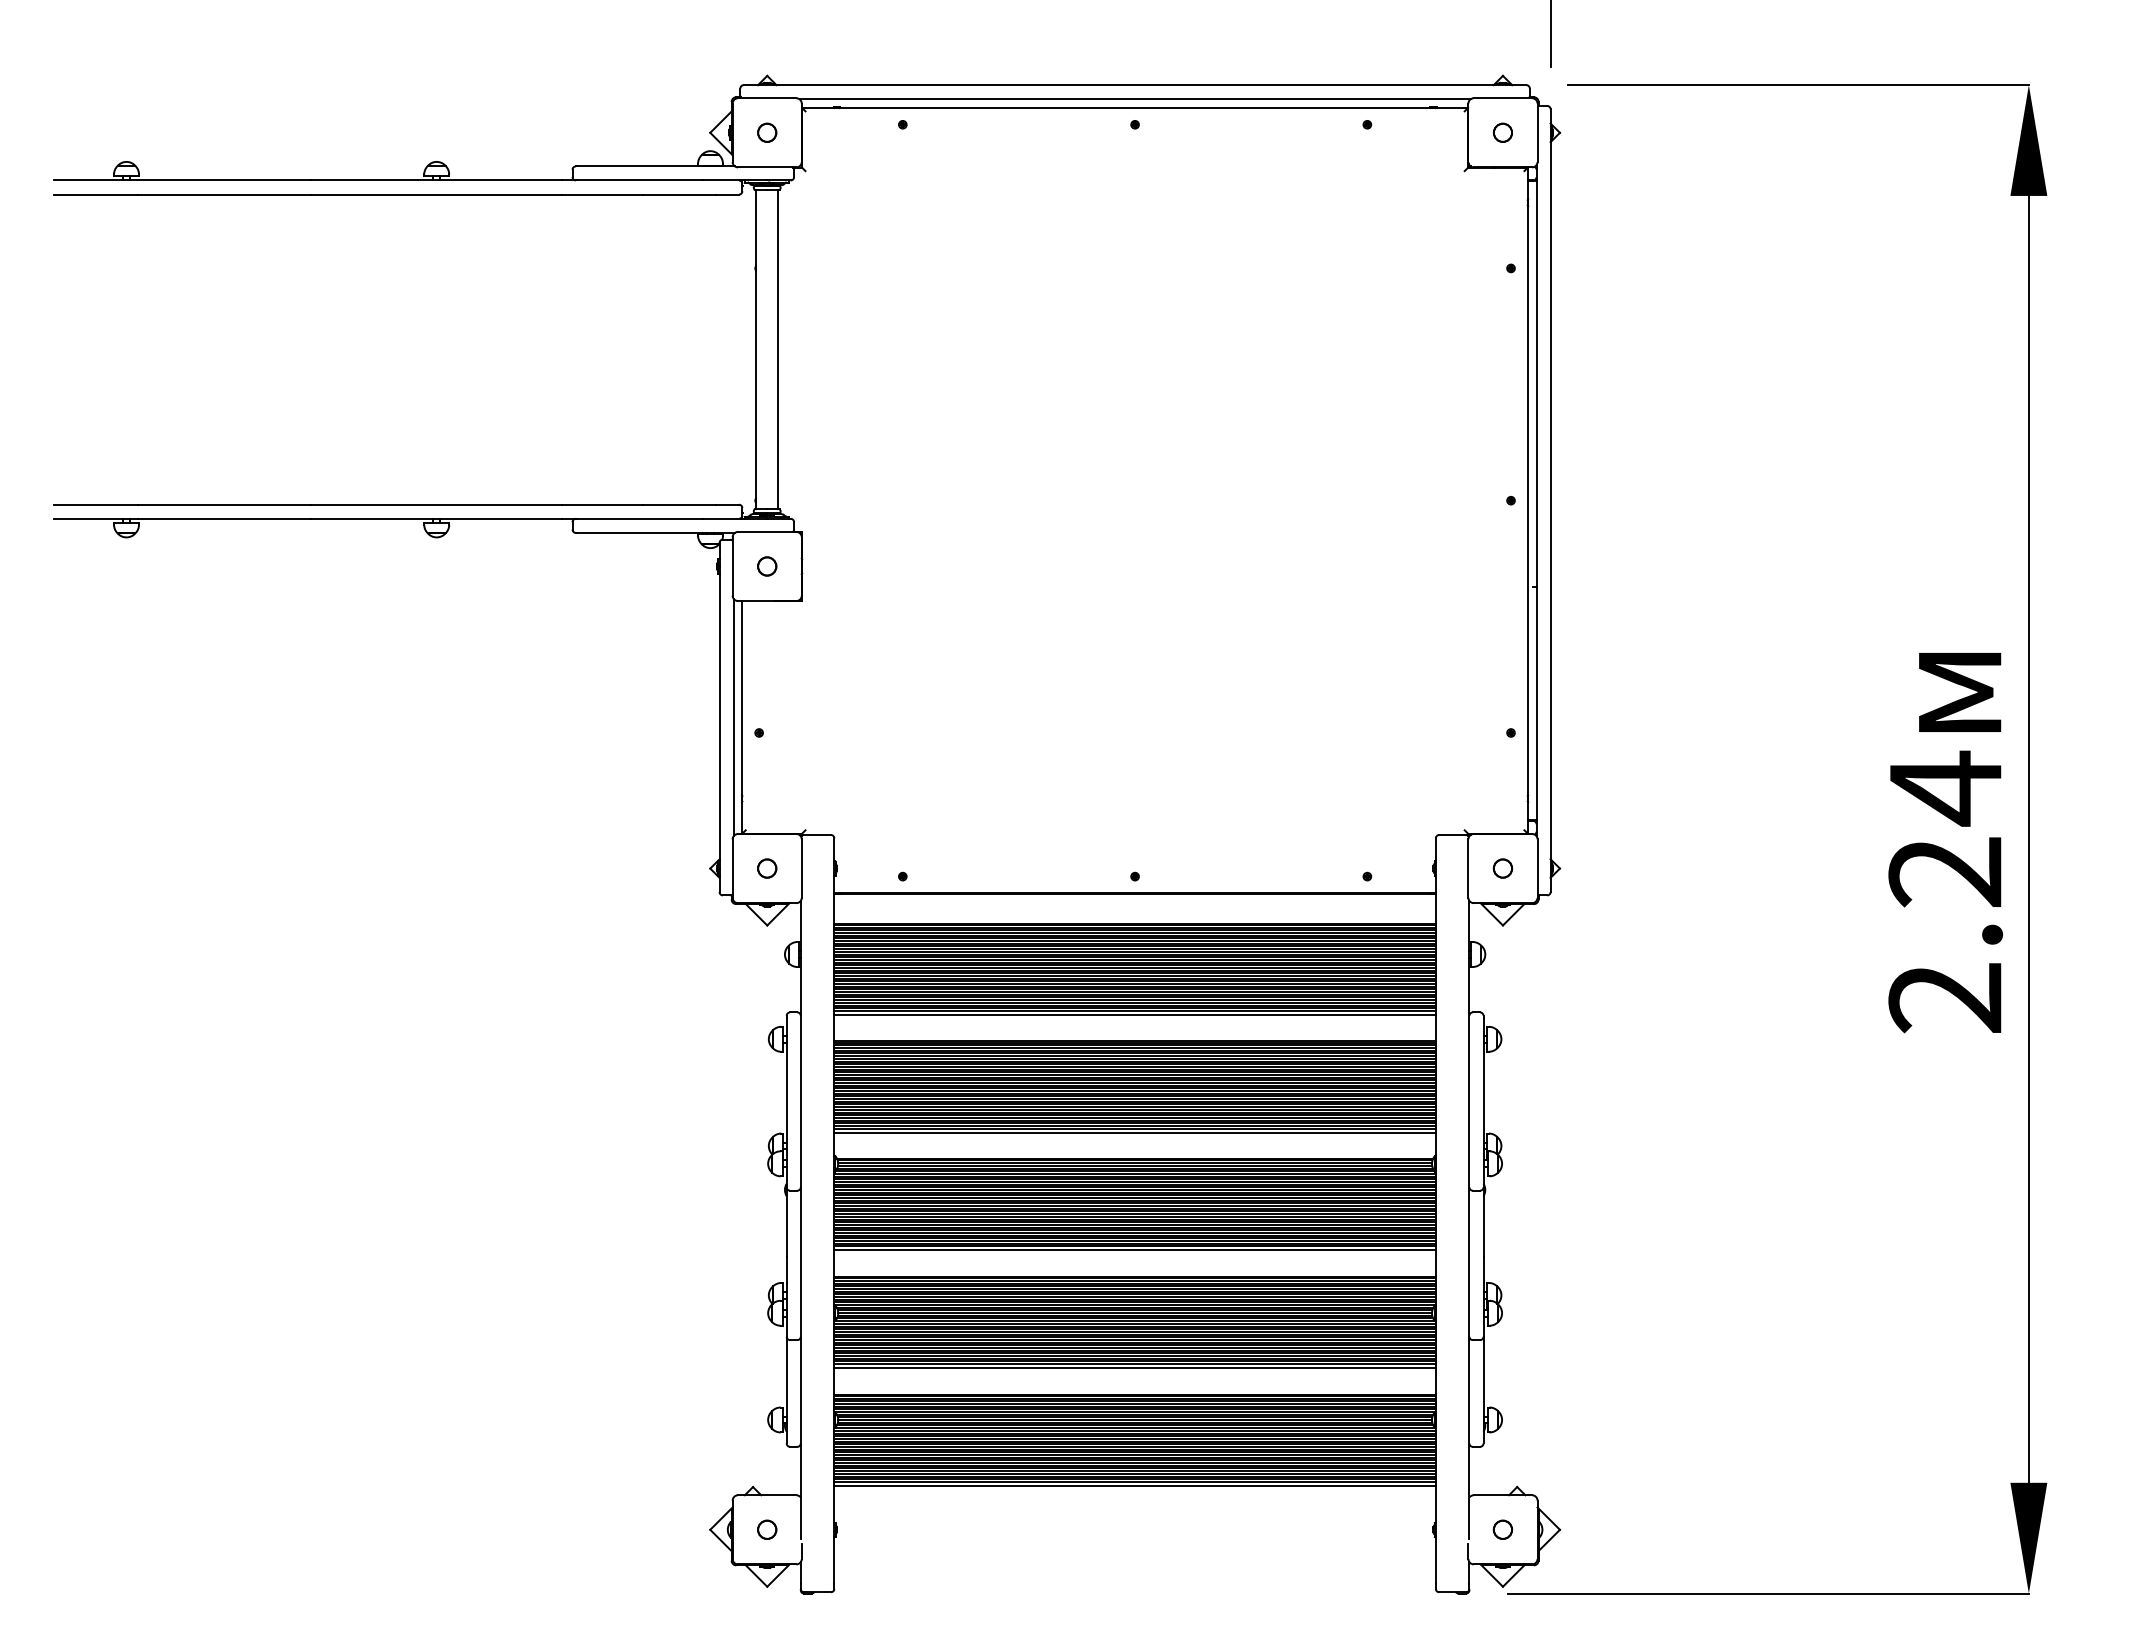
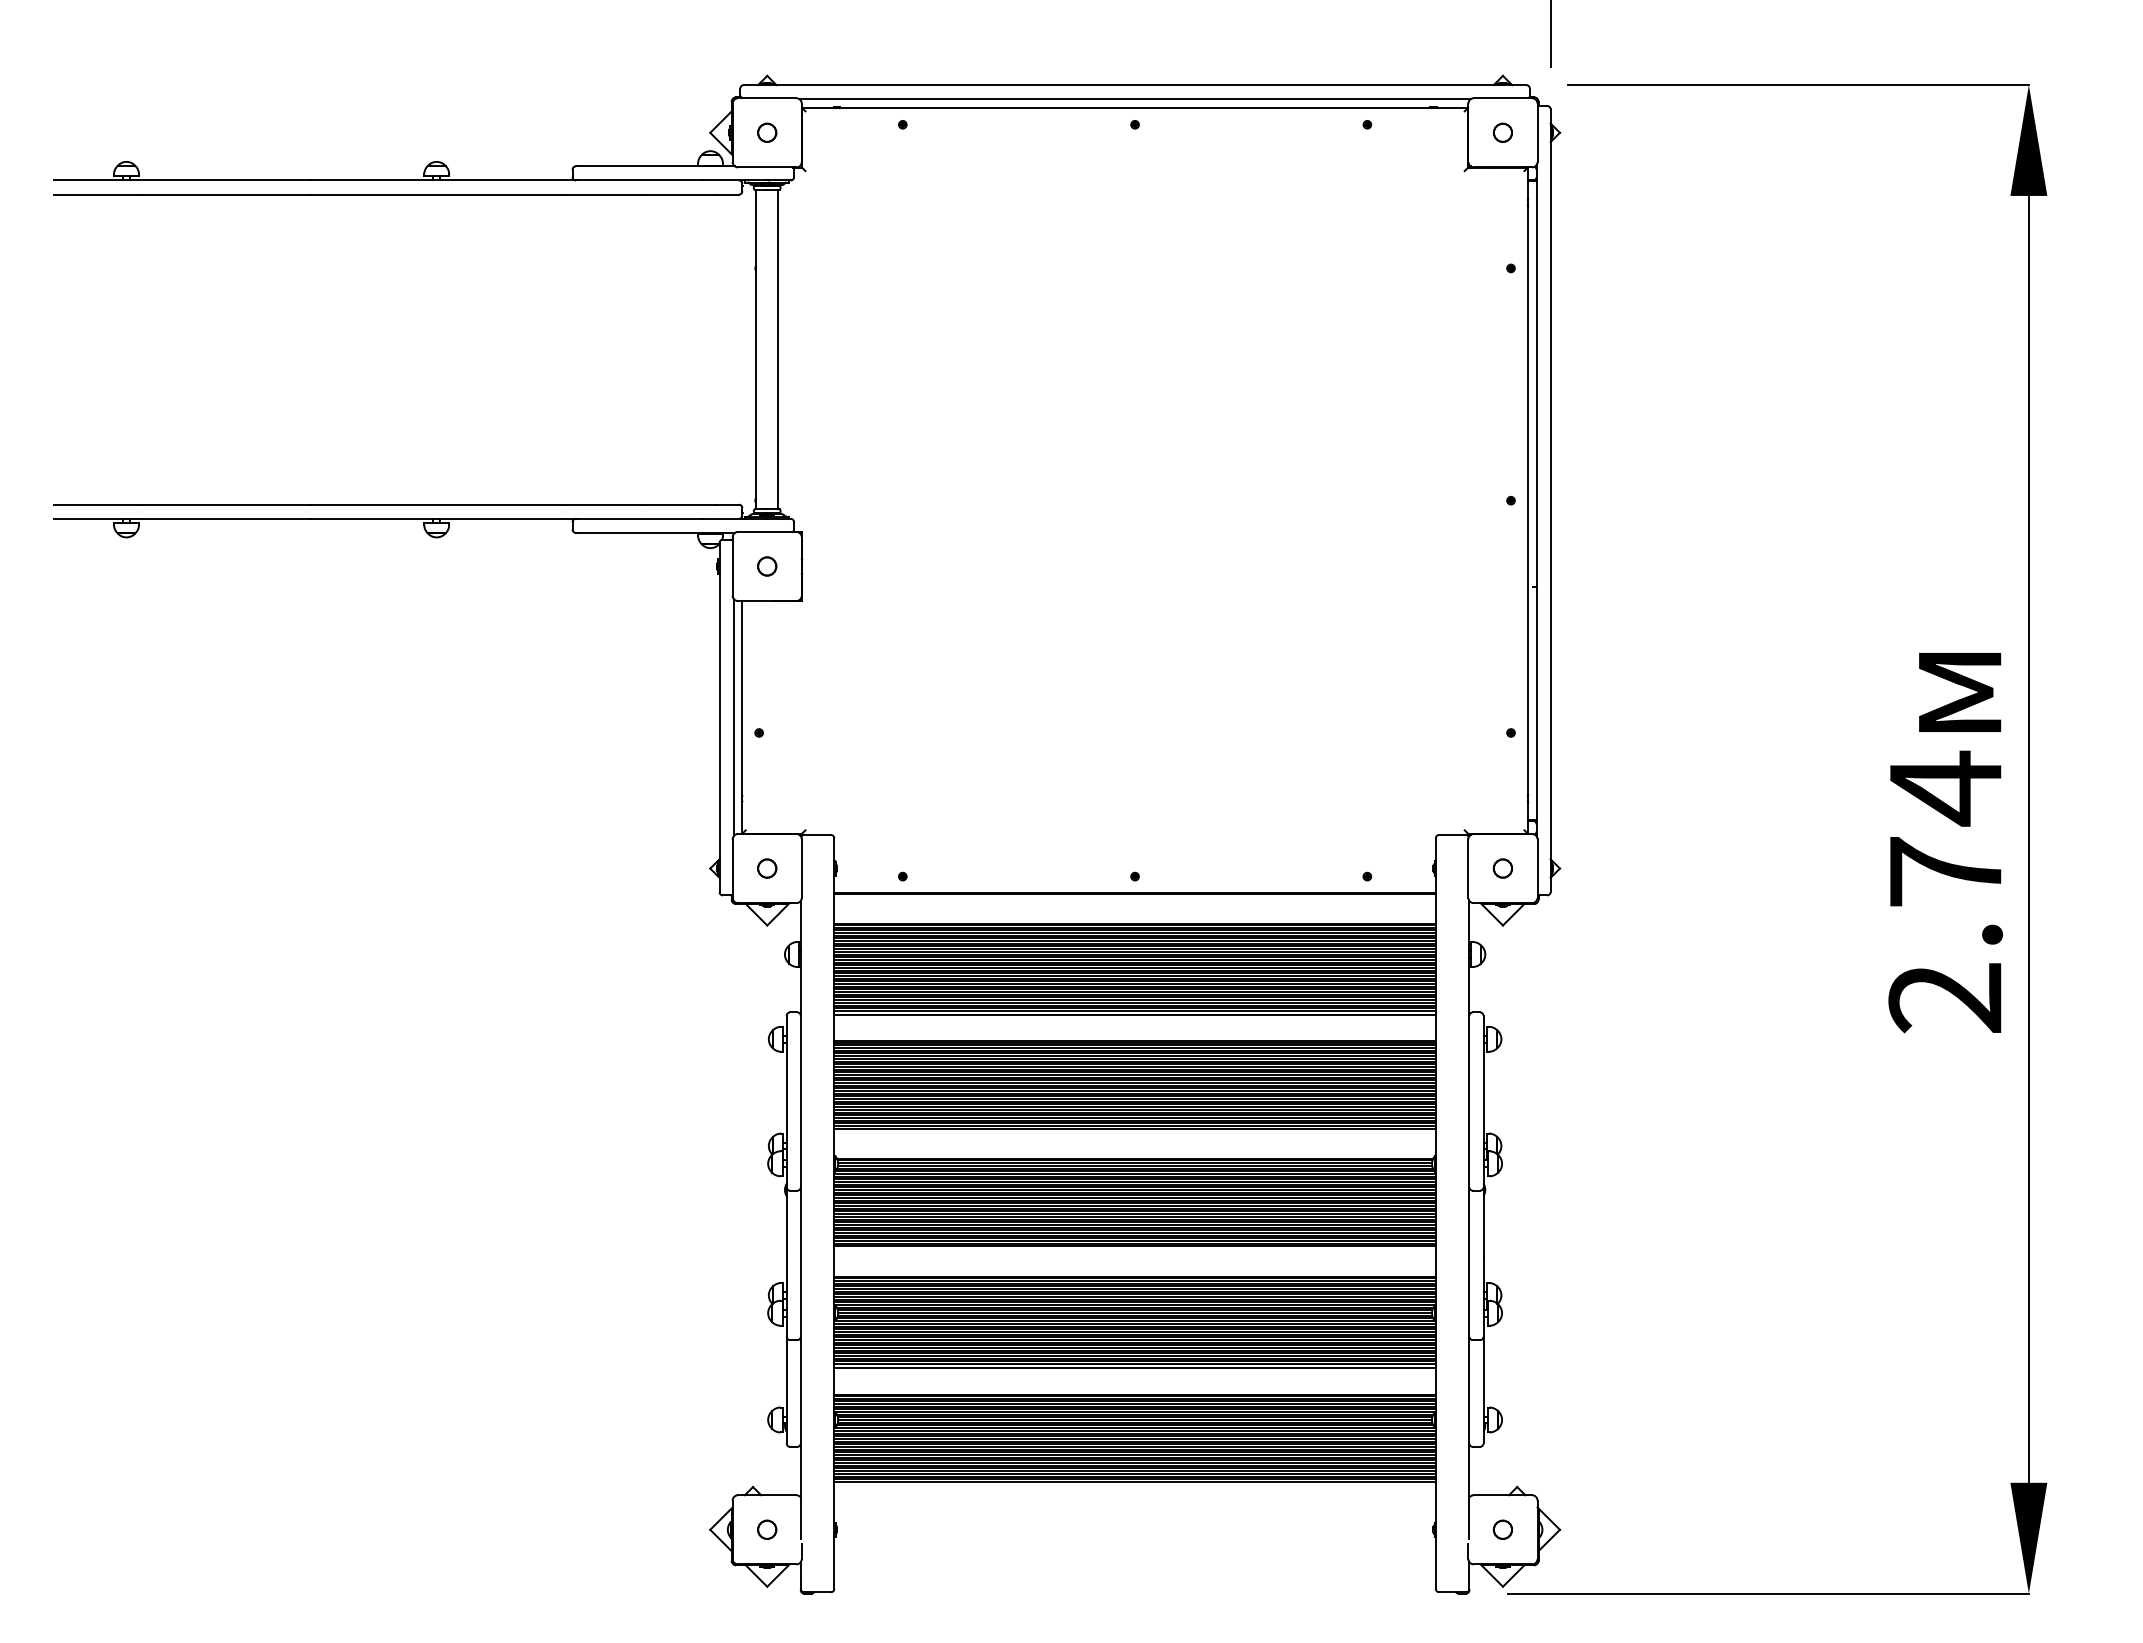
text: 2.24 -> 2.74 (1944, 872)
line: present -> none (1134, 1132)
line: present -> none (1134, 1250)
line: present -> none (1134, 1485)
